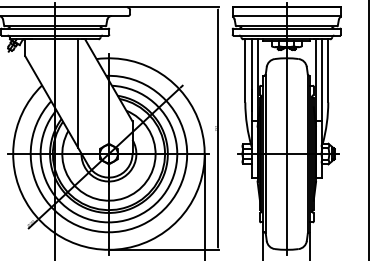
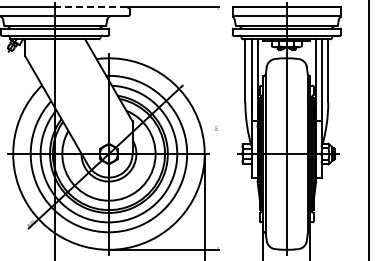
line: solid -> dashed (90, 7)
line: present -> none (78, 93)
line: present -> none (218, 128)
